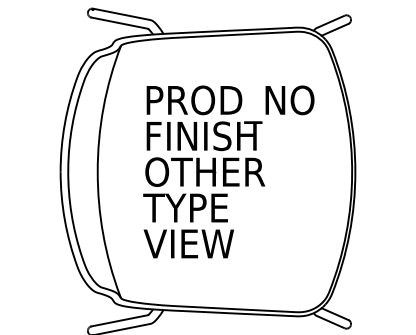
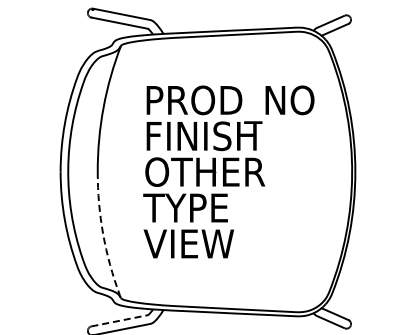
line: solid -> dashed (104, 240)
line: solid -> dashed (119, 320)
